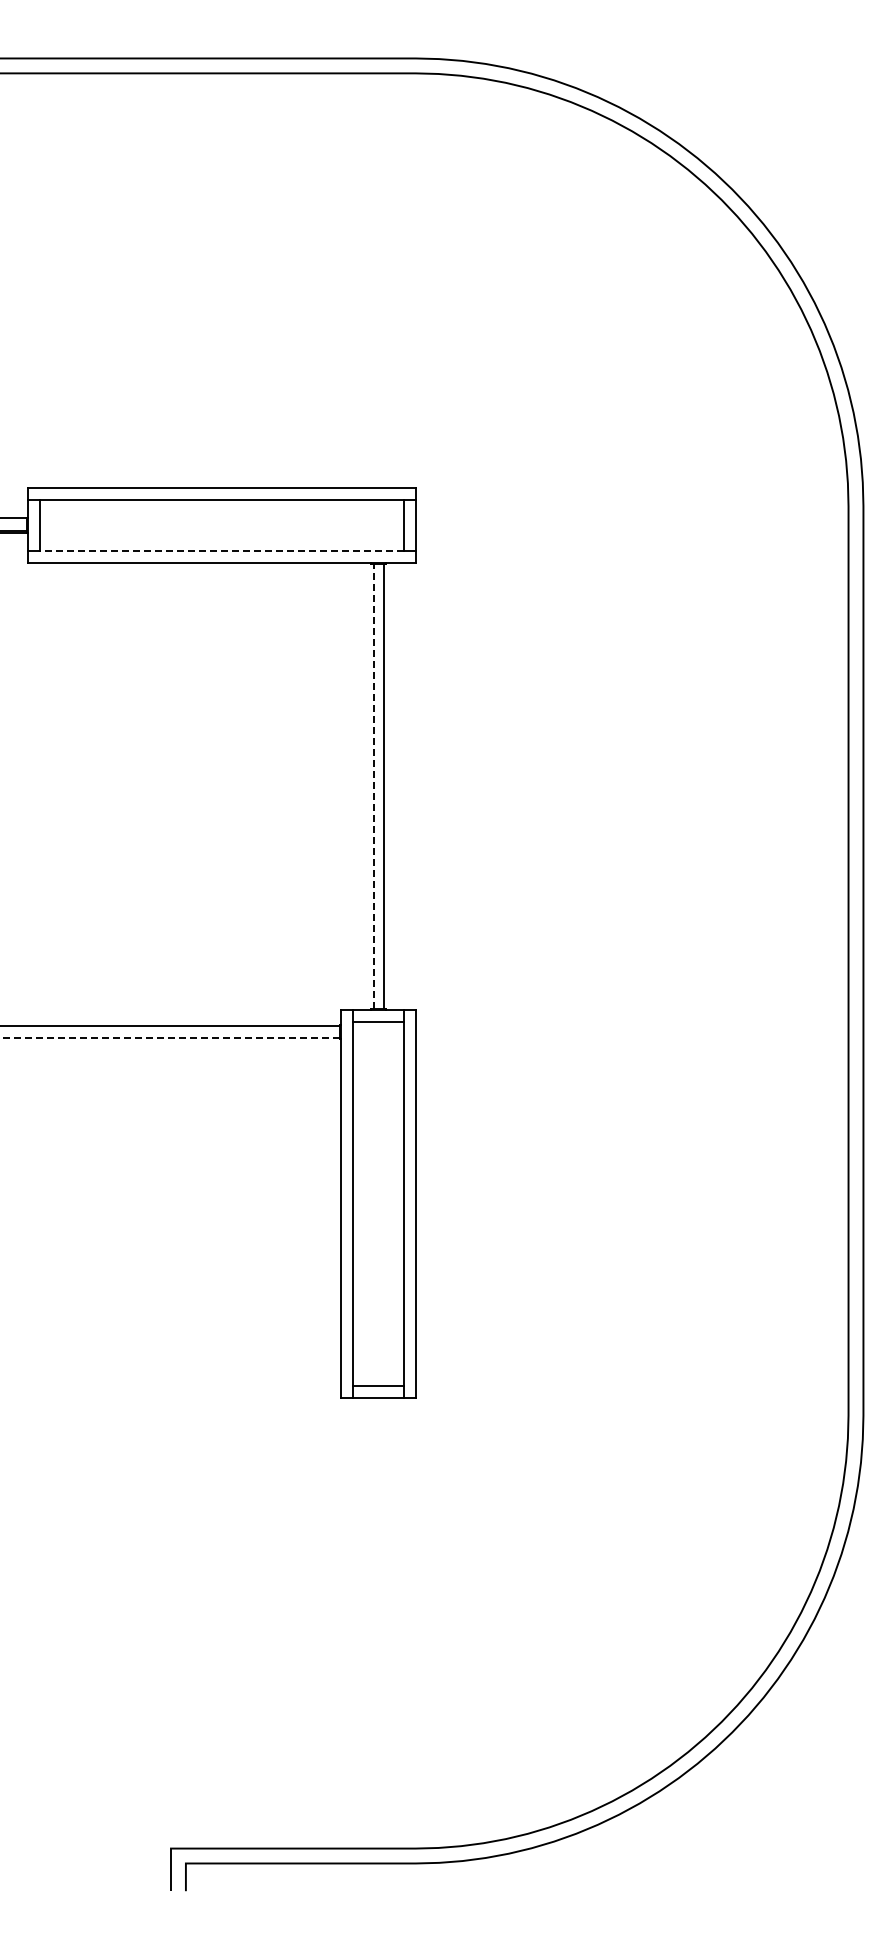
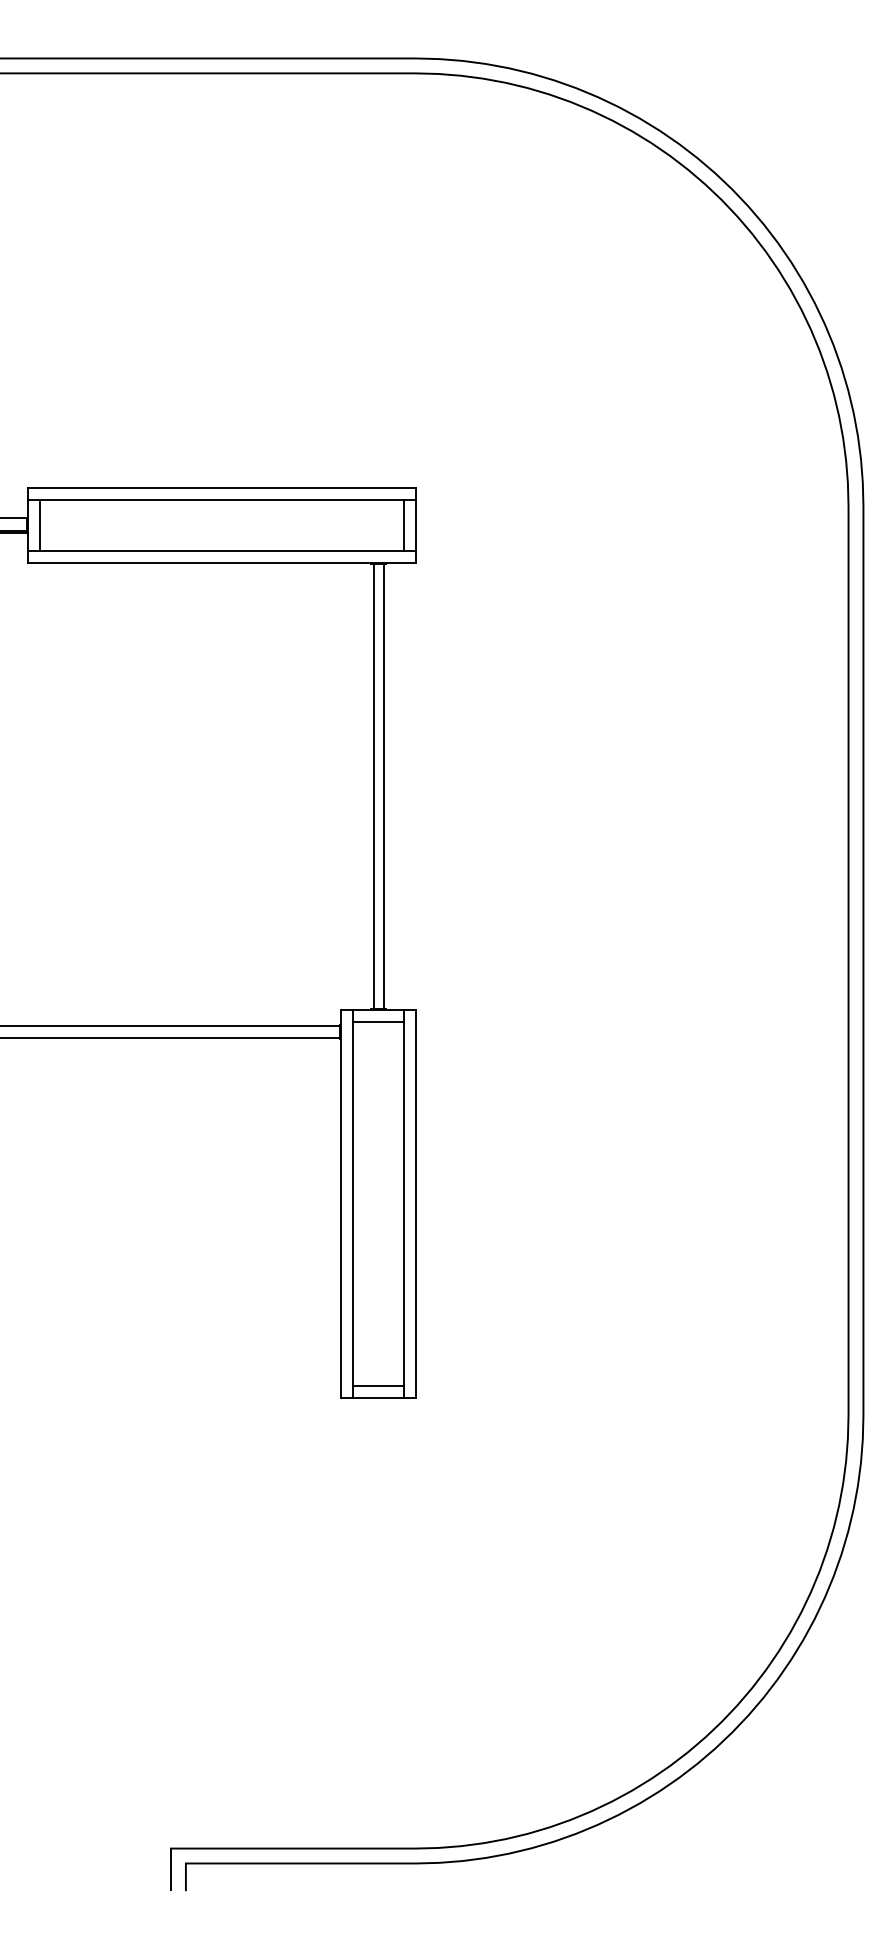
line: dashed -> solid (221, 550)
line: dashed -> solid (373, 785)
line: dashed -> solid (169, 1038)
